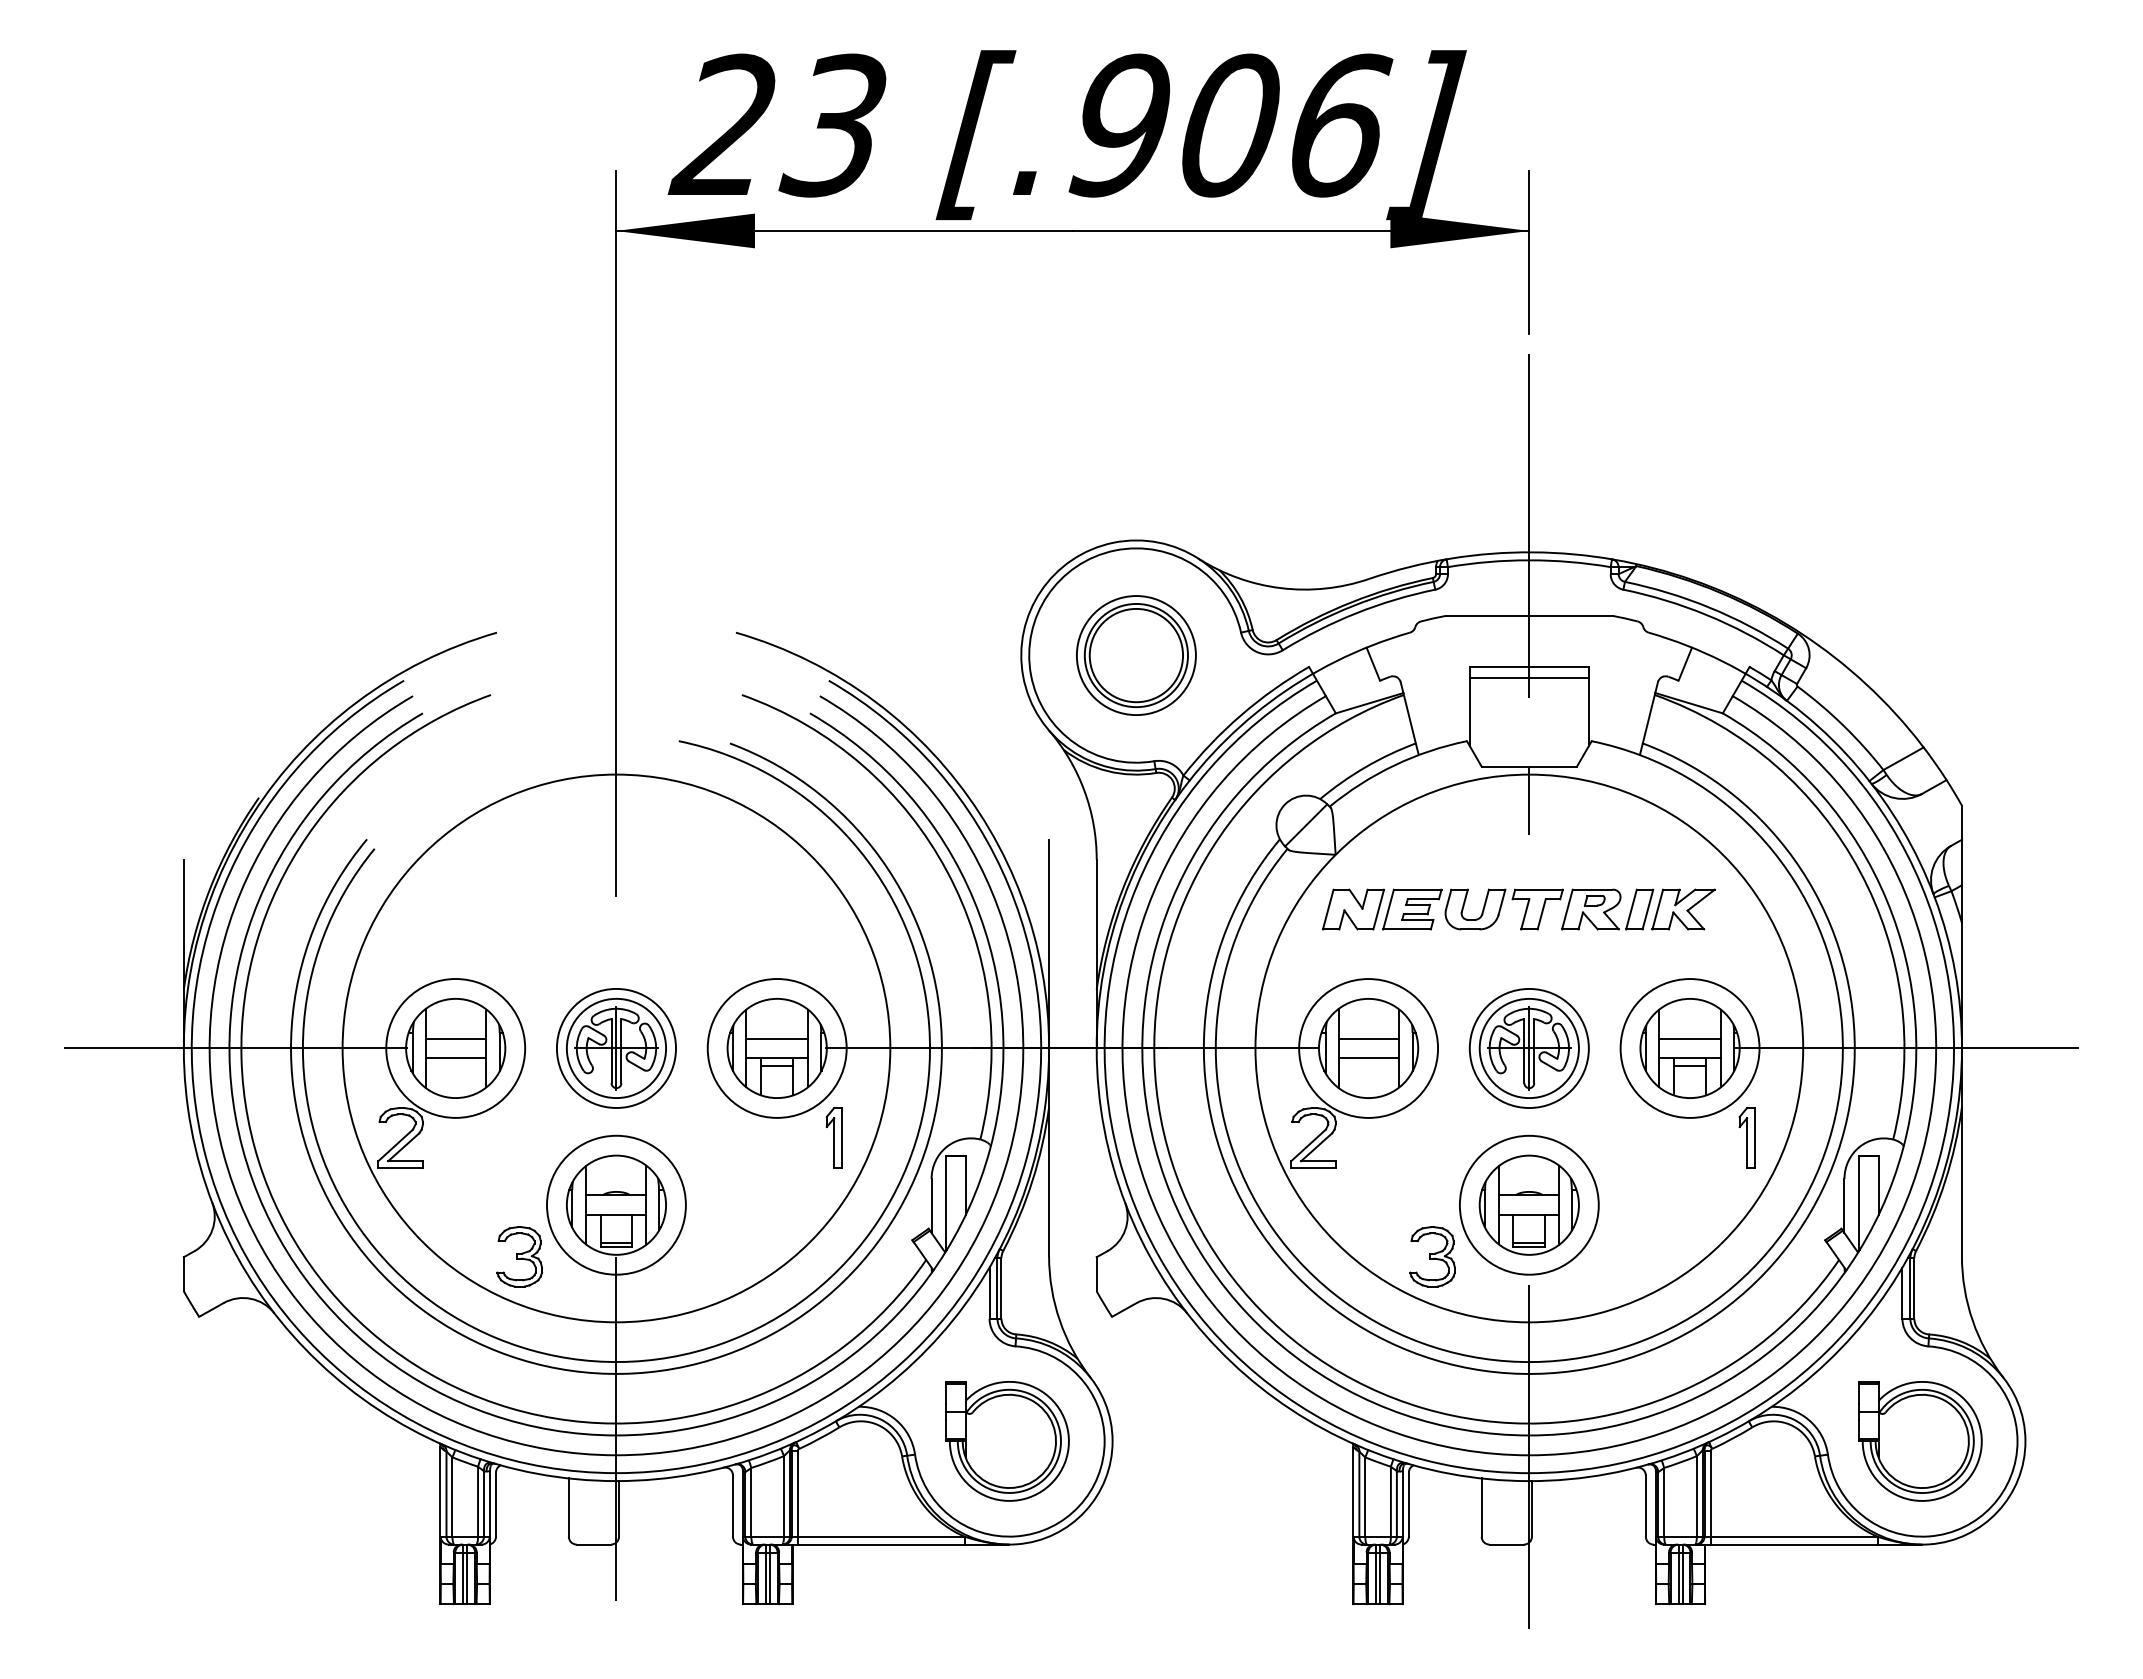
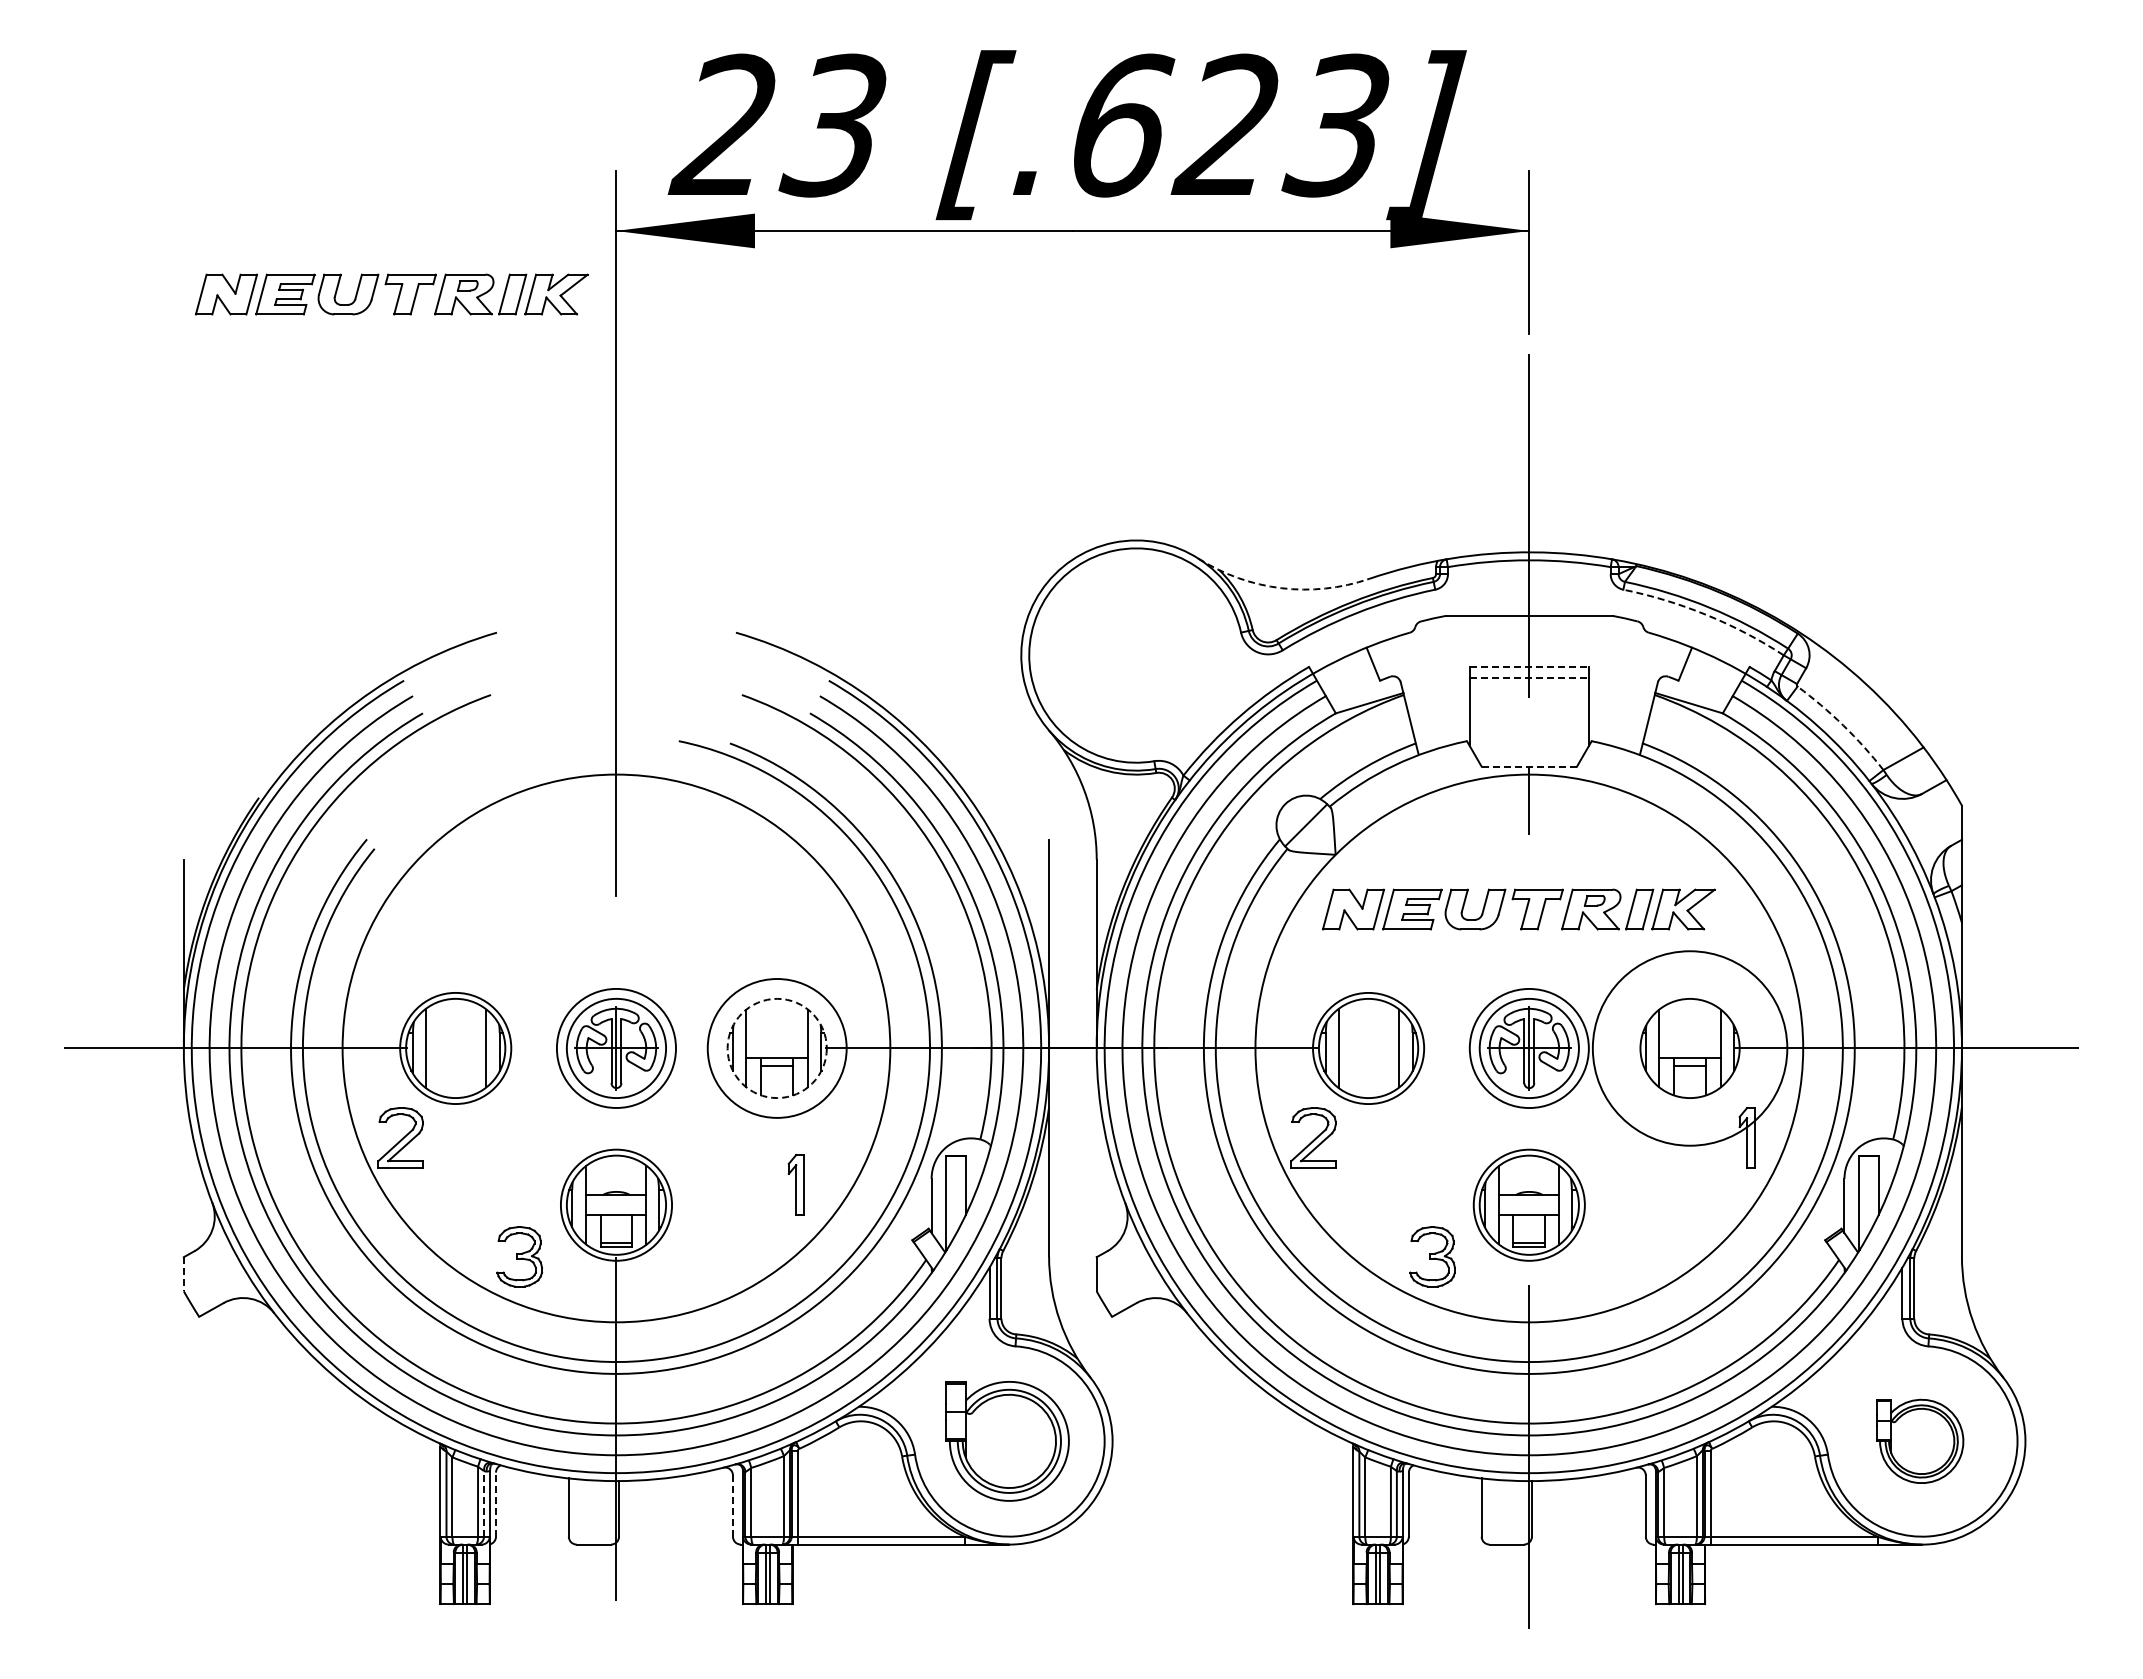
text: [.906] -> [.623] (1230, 125)
part: none -> present (397, 297)
arc: solid -> dashed (1281, 588)
arc: solid -> dashed (1706, 615)
part: present -> none (1136, 655)
line: solid -> dashed (1529, 667)
line: solid -> dashed (1529, 677)
arc: solid -> dashed (1843, 725)
line: solid -> dashed (1529, 766)
line: present -> none (455, 1038)
line: present -> none (776, 1038)
line: present -> none (1368, 1038)
line: present -> none (1689, 1038)
circle diameter: 139 px -> 111 px (455, 1048)
circle: solid -> dashed (776, 1048)
circle diameter: 139 px -> 111 px (1368, 1048)
circle diameter: 139 px -> 194 px (1689, 1048)
line: present -> none (455, 1058)
line: present -> none (1368, 1058)
part position: (833, 1137) -> (795, 1184) (795, 1184)
circle diameter: 139 px -> 111 px (616, 1204)
circle diameter: 139 px -> 111 px (1528, 1204)
line: solid -> dashed (183, 1274)
part size: 125x121 px -> 89x86 px (1920, 1440)
line: solid -> dashed (484, 1503)
line: solid -> dashed (496, 1504)
line: solid -> dashed (732, 1506)
